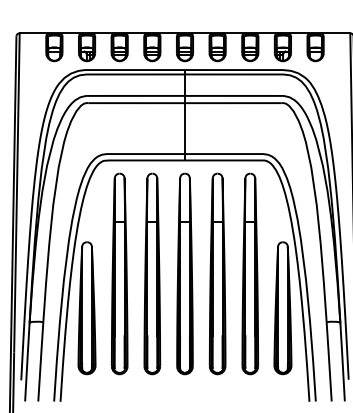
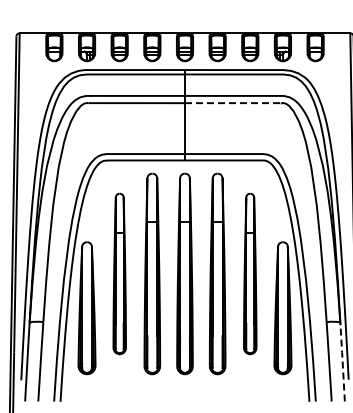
line: solid -> dashed (233, 103)
part size: 18x204 px -> 15x164 px (119, 273)
part size: 18x204 px -> 15x164 px (250, 273)
line: solid -> dashed (342, 361)
